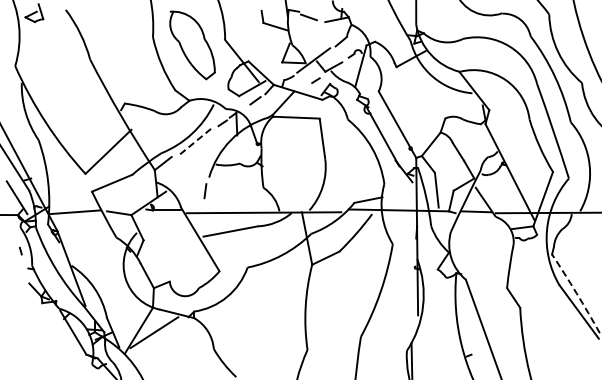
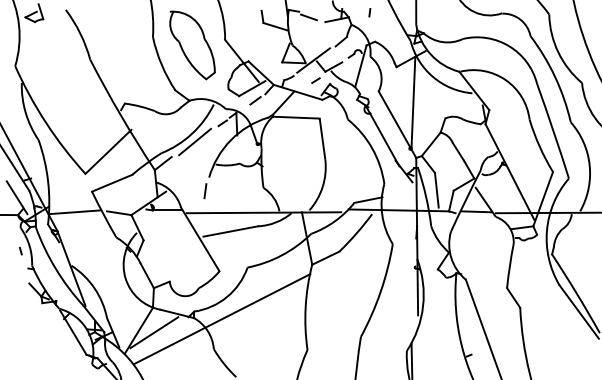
line: none -> present (369, 12)
line: none -> present (413, 102)
line: dashed -> solid (195, 142)
arc: dashed -> solid (576, 293)
line: none -> present (222, 319)
